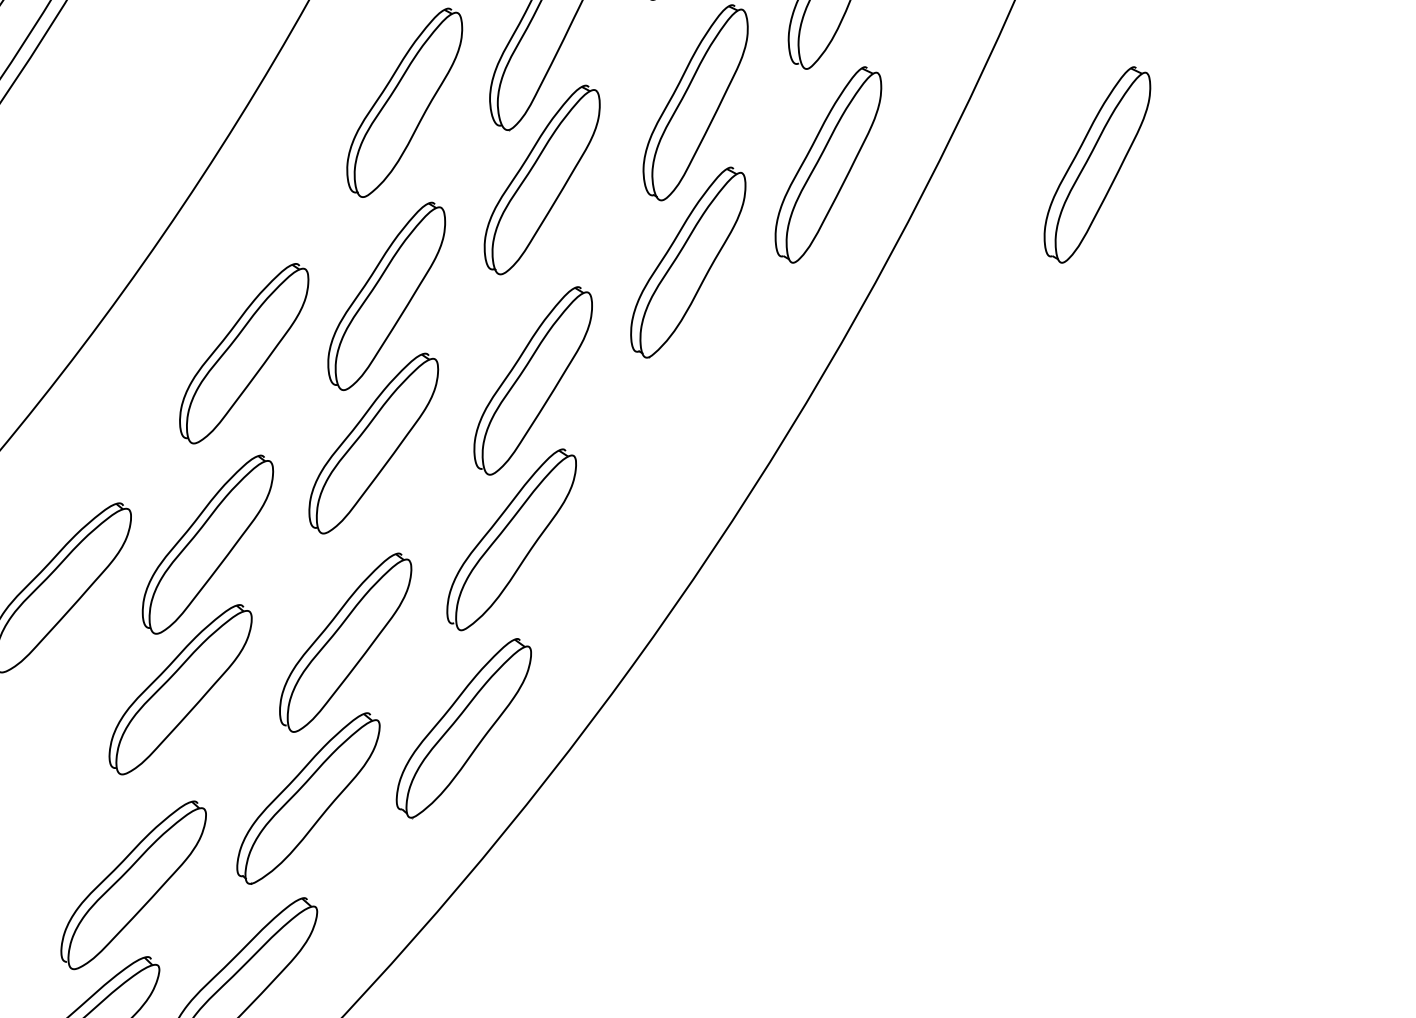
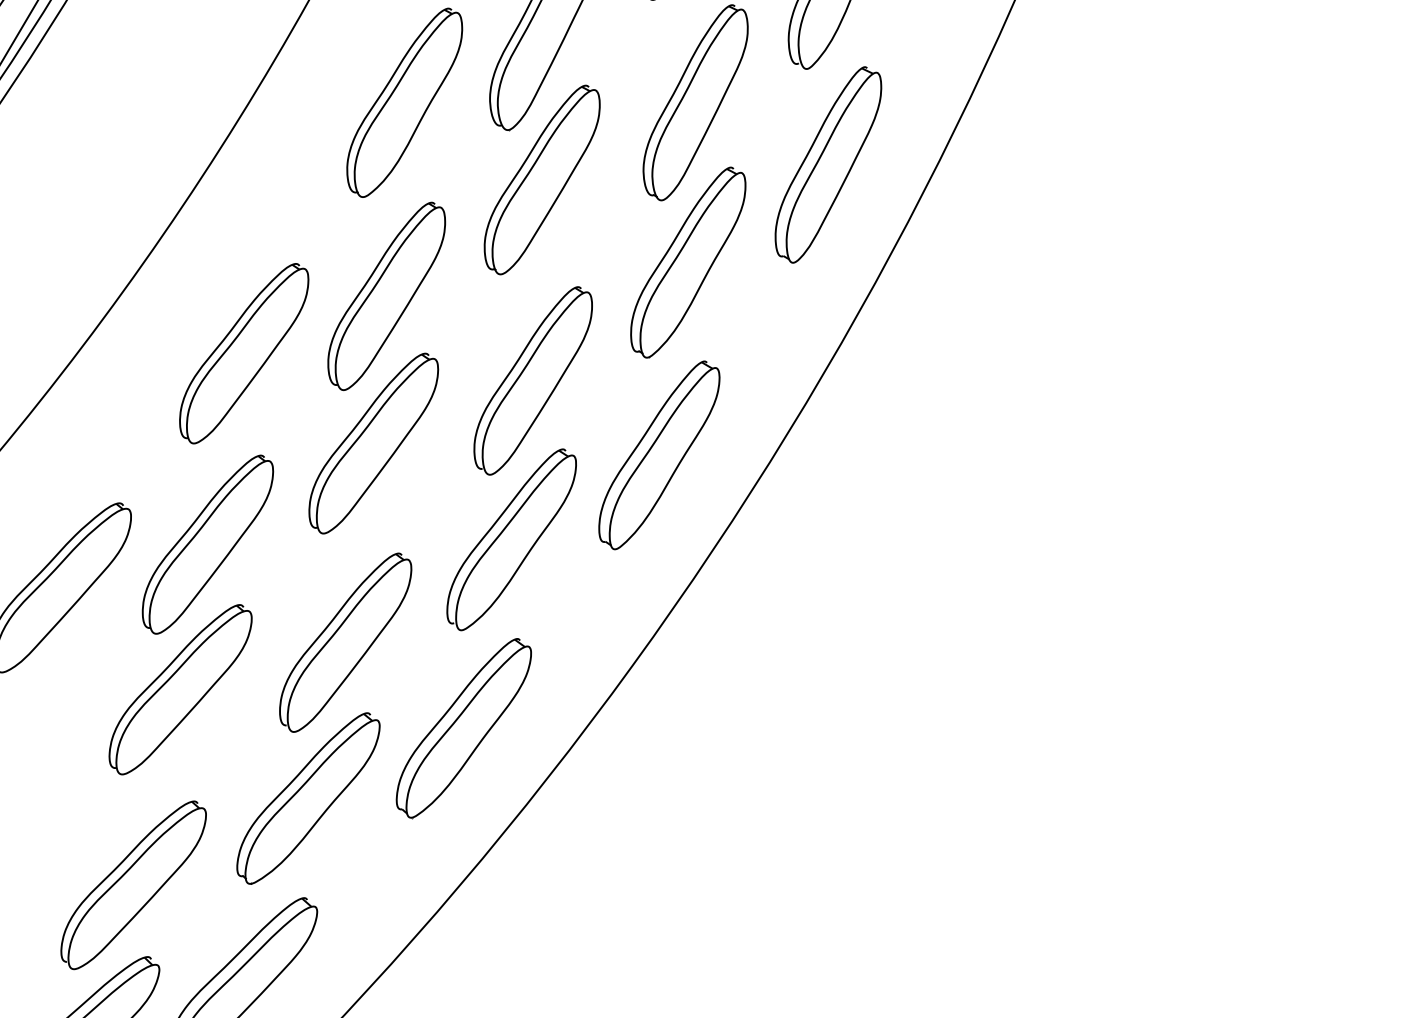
line: none -> present (19, 31)
part: present -> none (1097, 164)
part: none -> present (659, 455)
